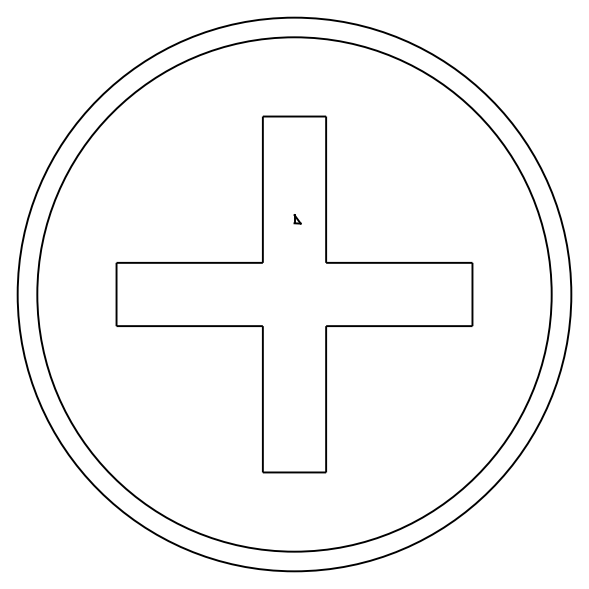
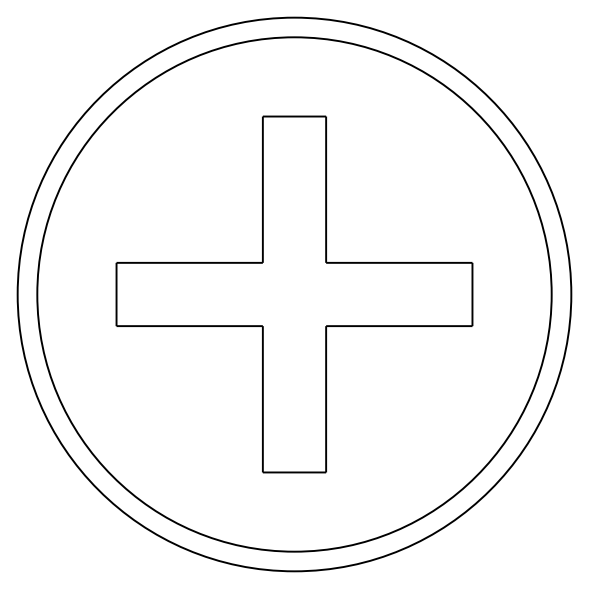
part: present -> none (297, 219)
